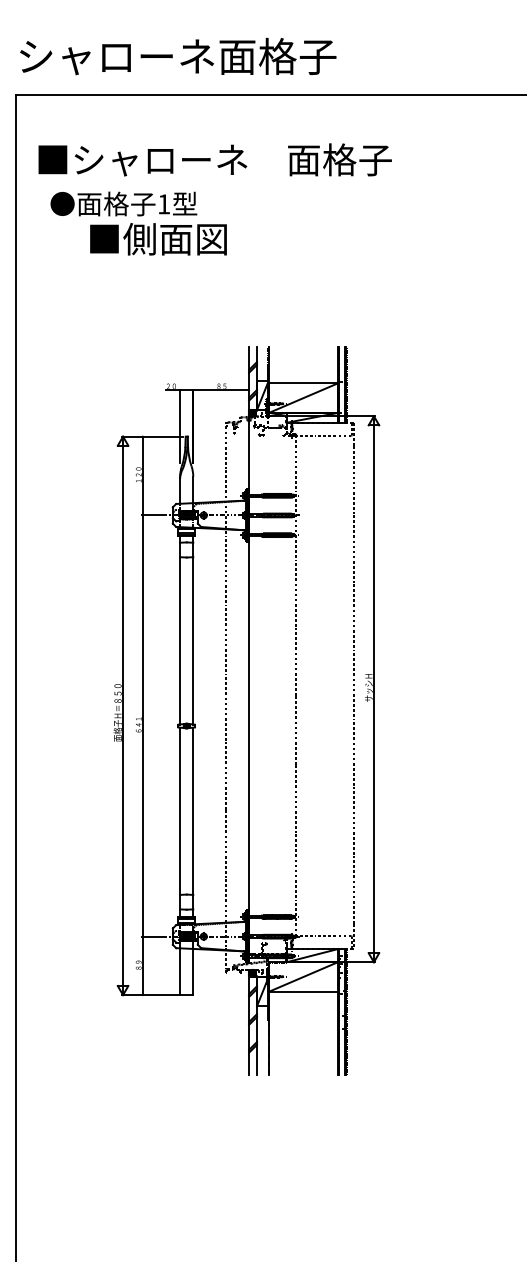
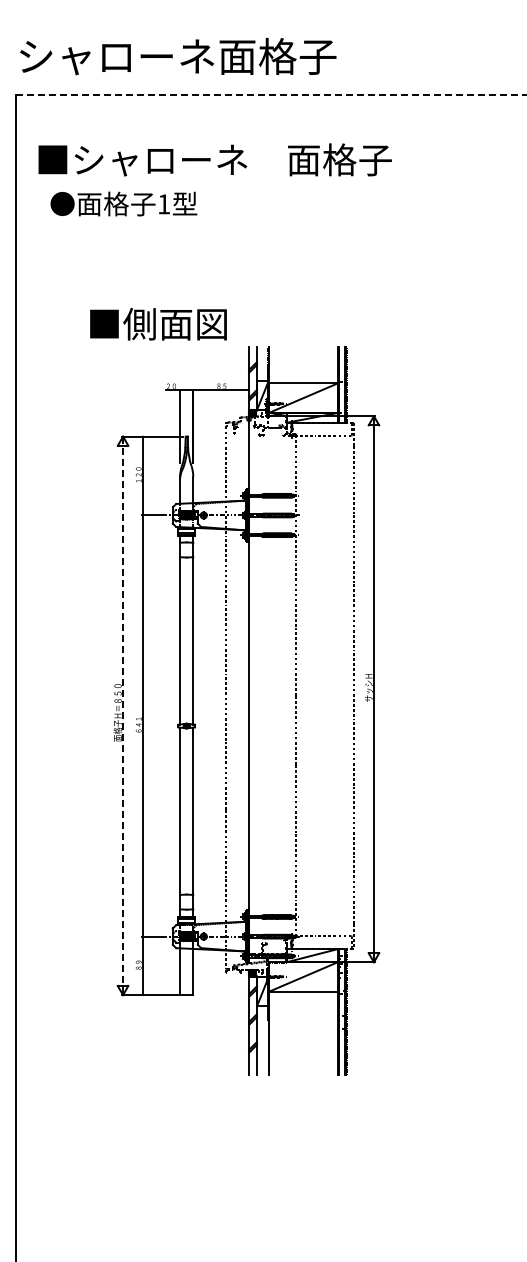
line: solid -> dashed (271, 95)
text position: (158, 239) -> (158, 324) (158, 324)
line: solid -> dashed (123, 716)
